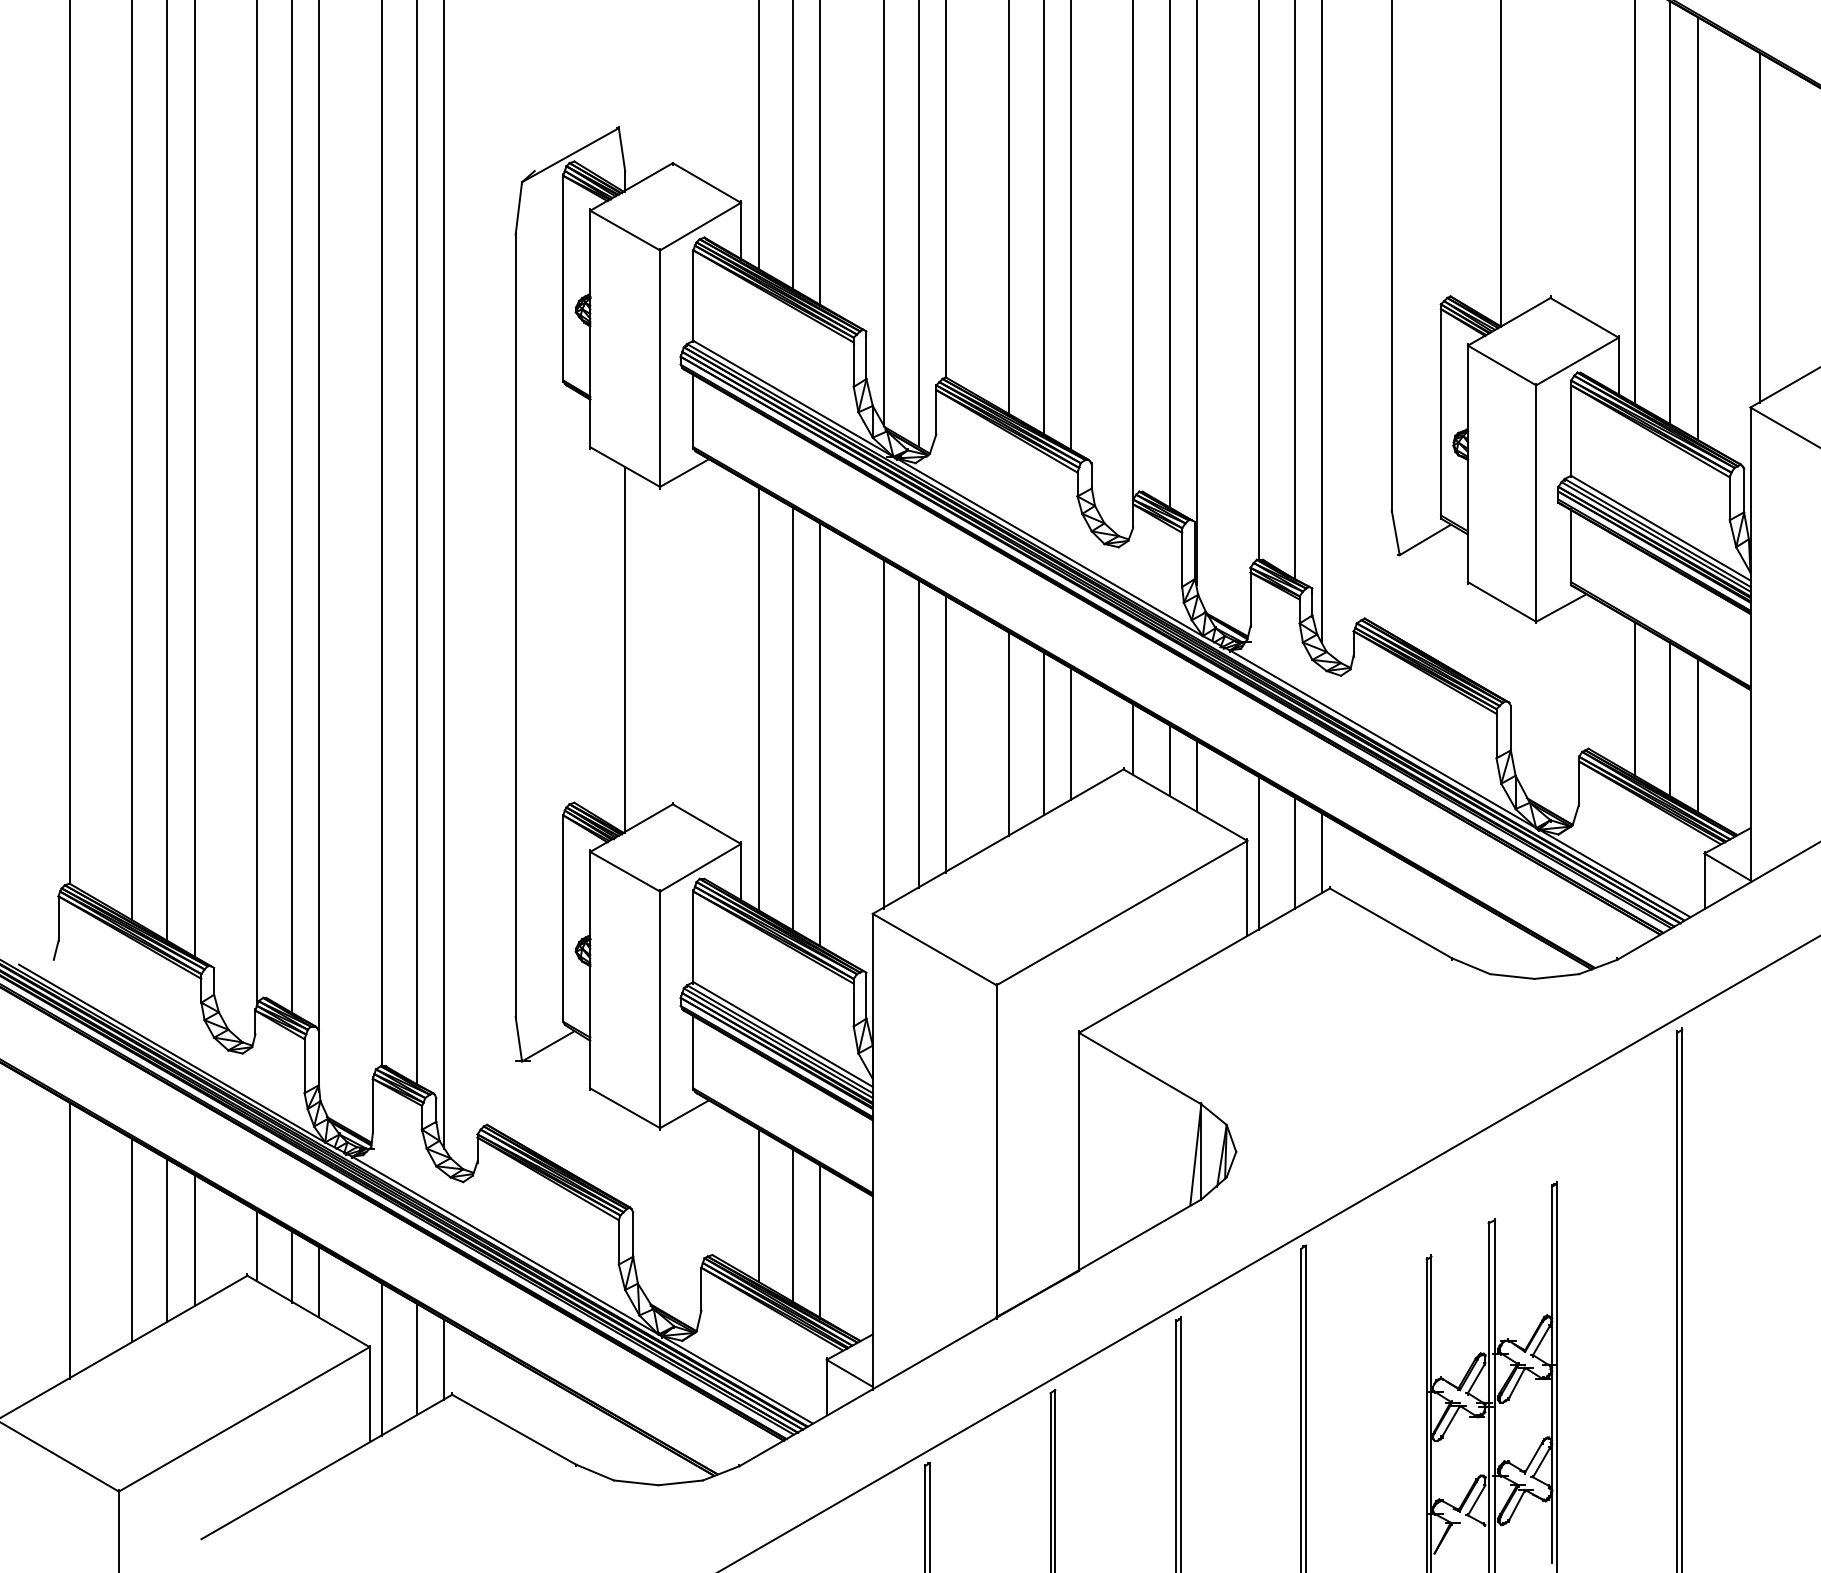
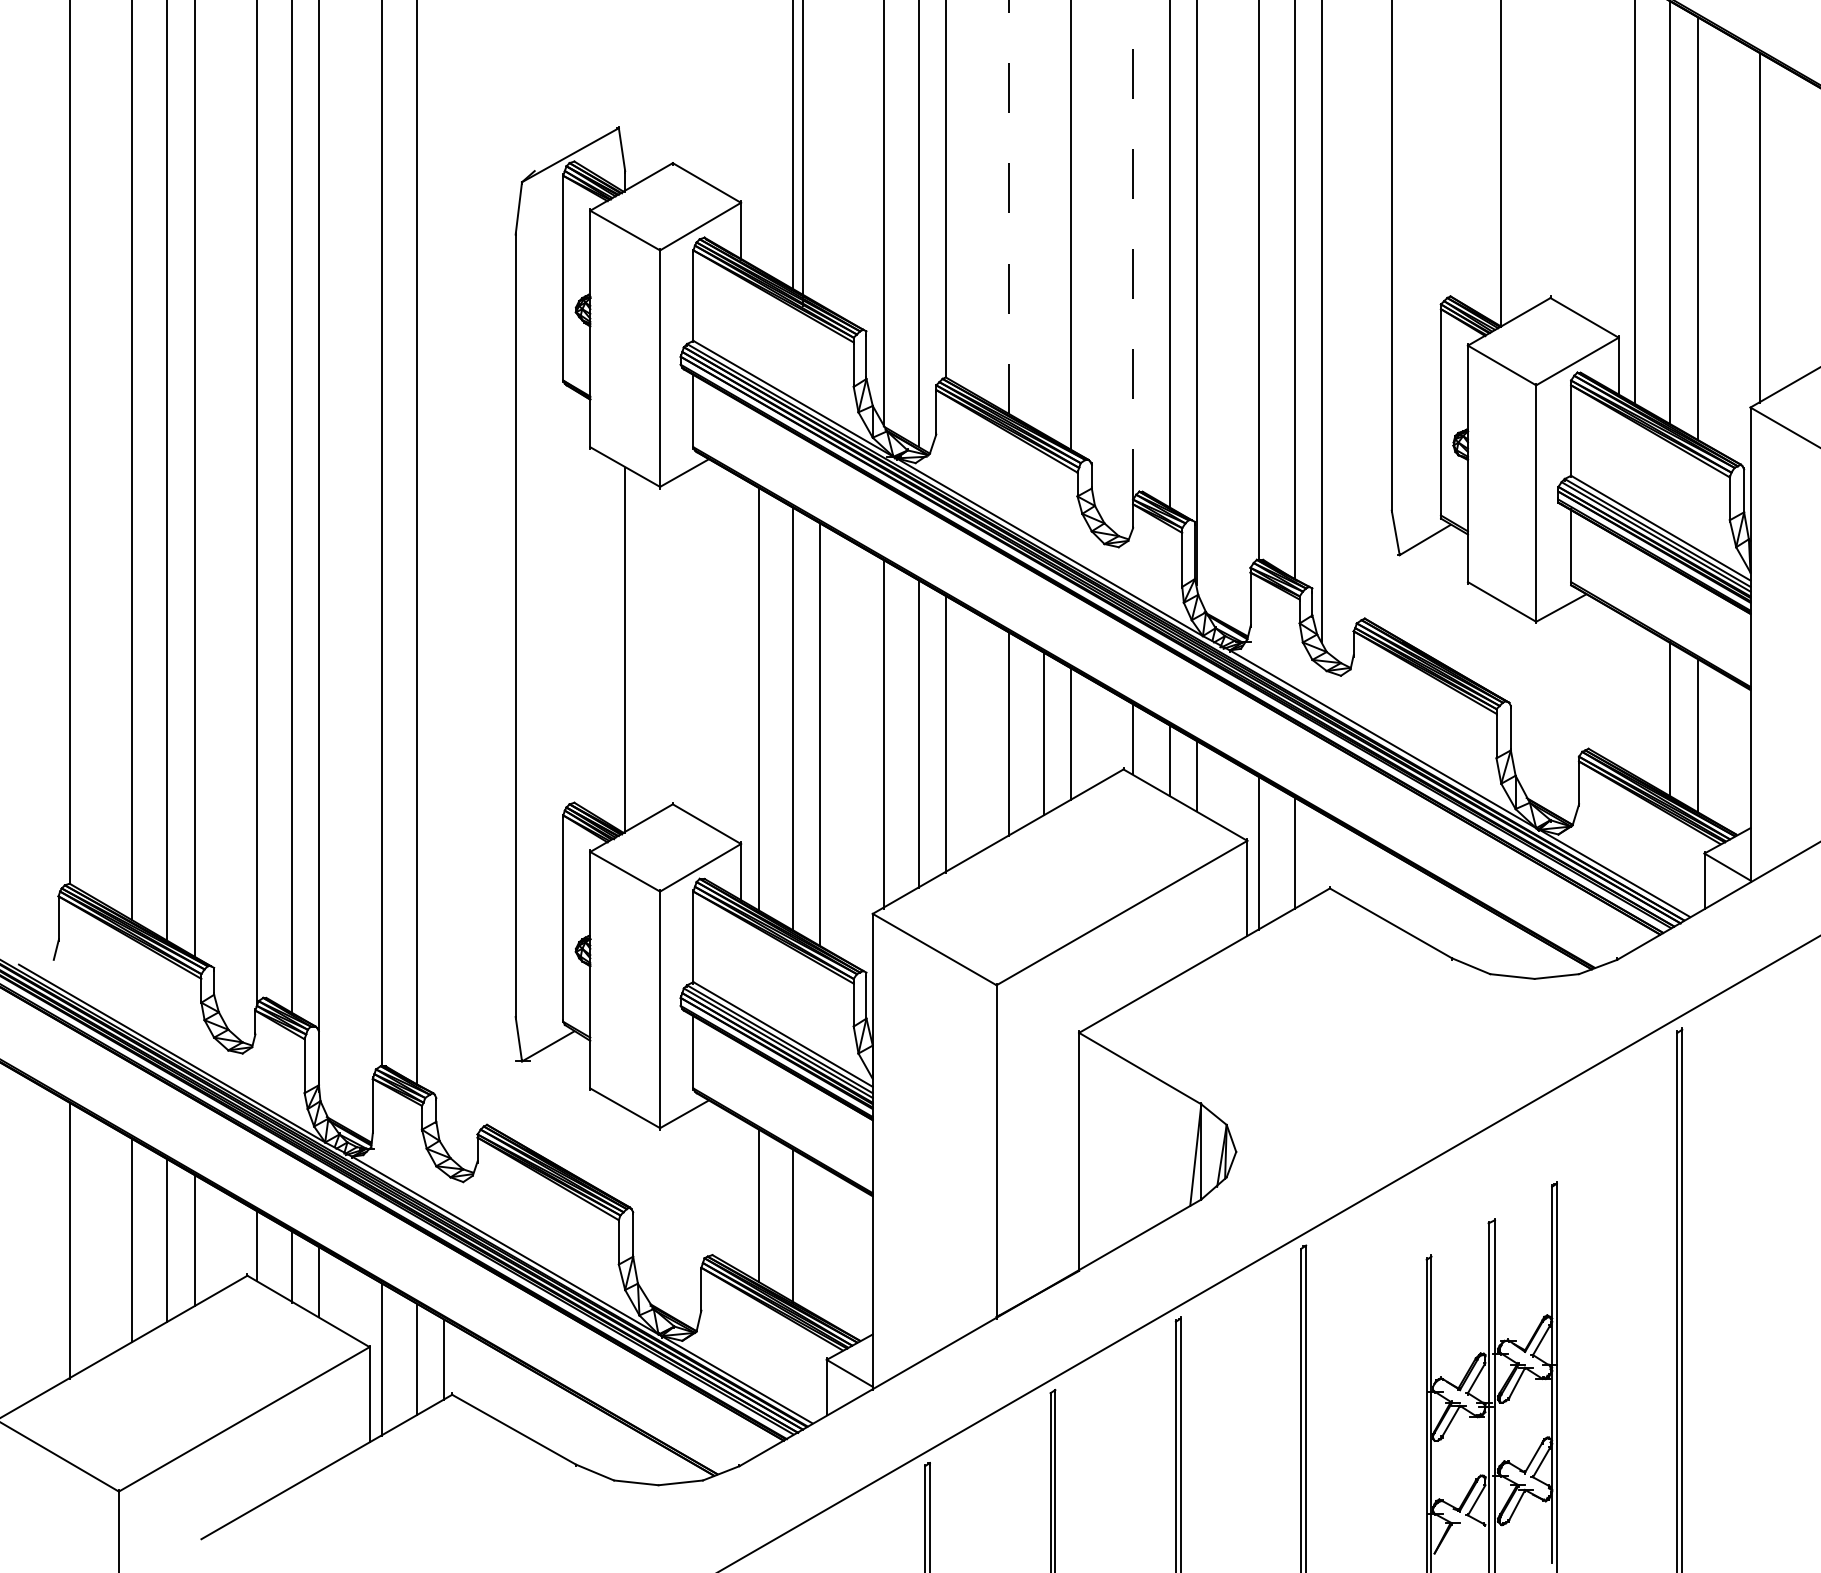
line: present -> none (758, 135)
line position: (820, 153) -> (803, 153) (803, 153)
line: solid -> dashed (1009, 206)
line: present -> none (1044, 218)
line: solid -> dashed (1133, 249)
line: present -> none (444, 575)
line: present -> none (1634, 699)
line: present -> none (1321, 853)
line: present -> none (820, 1242)
